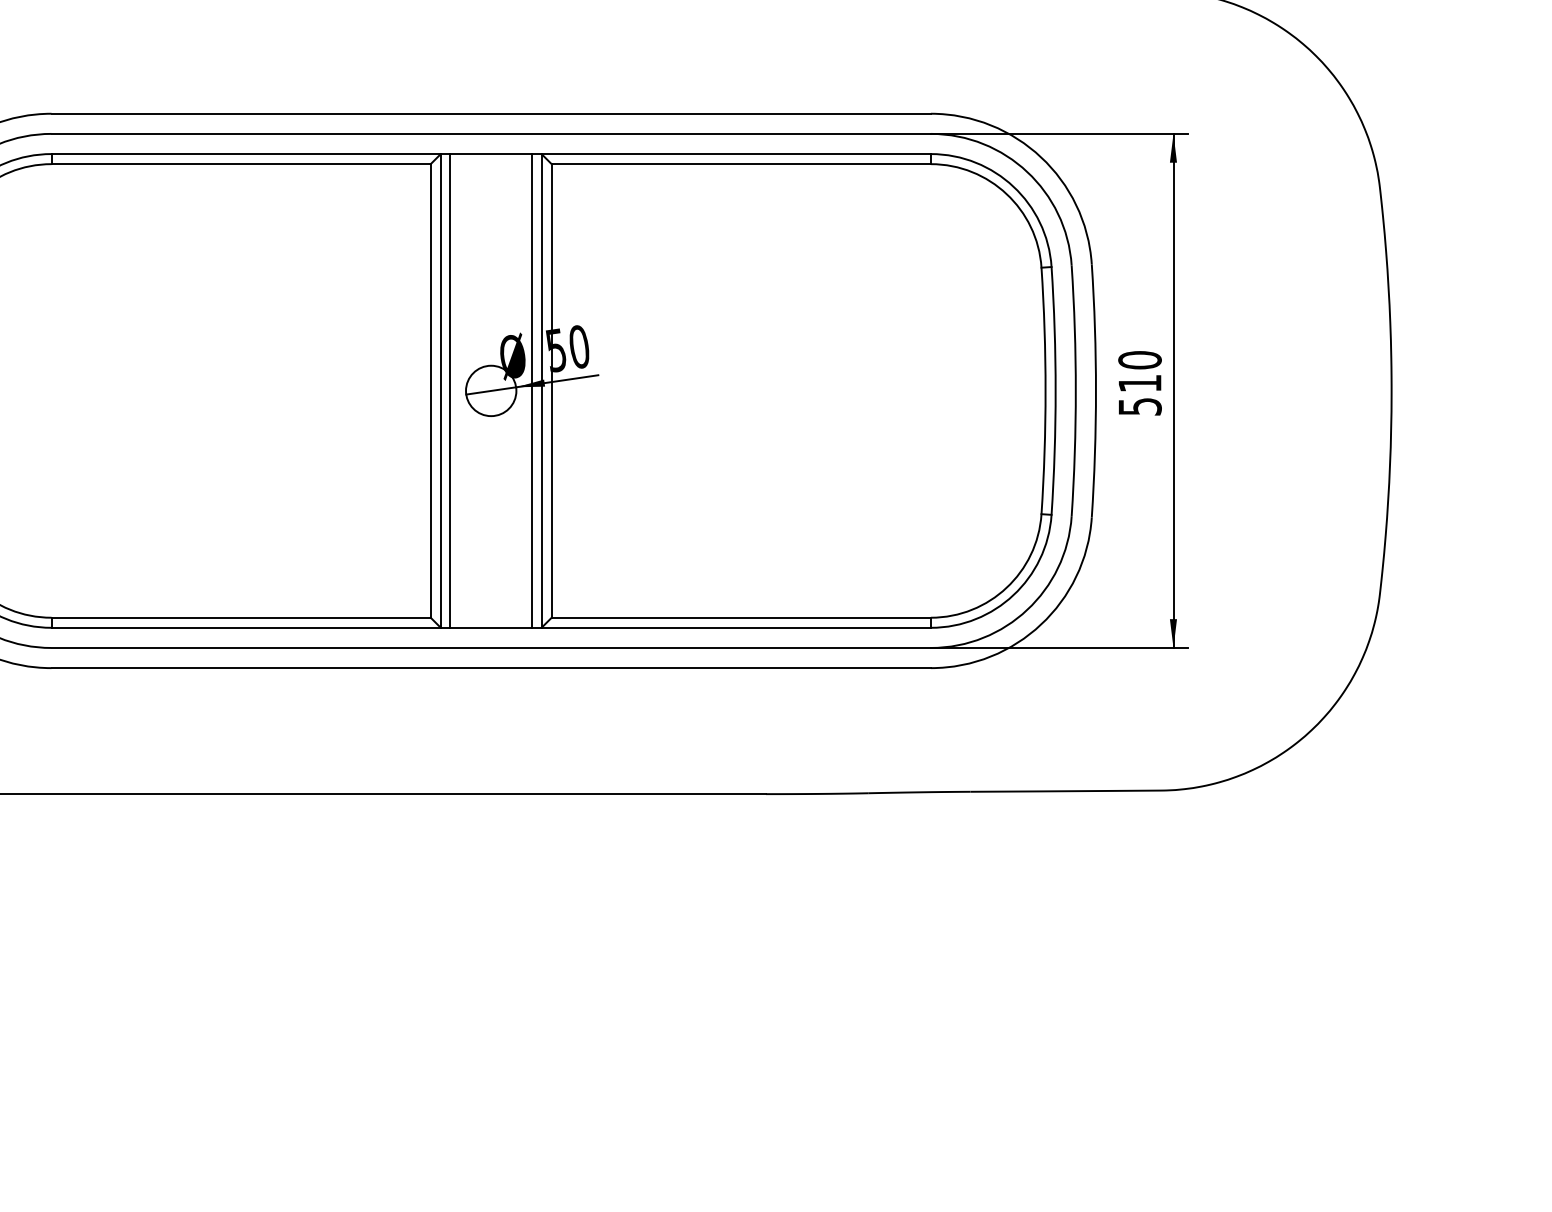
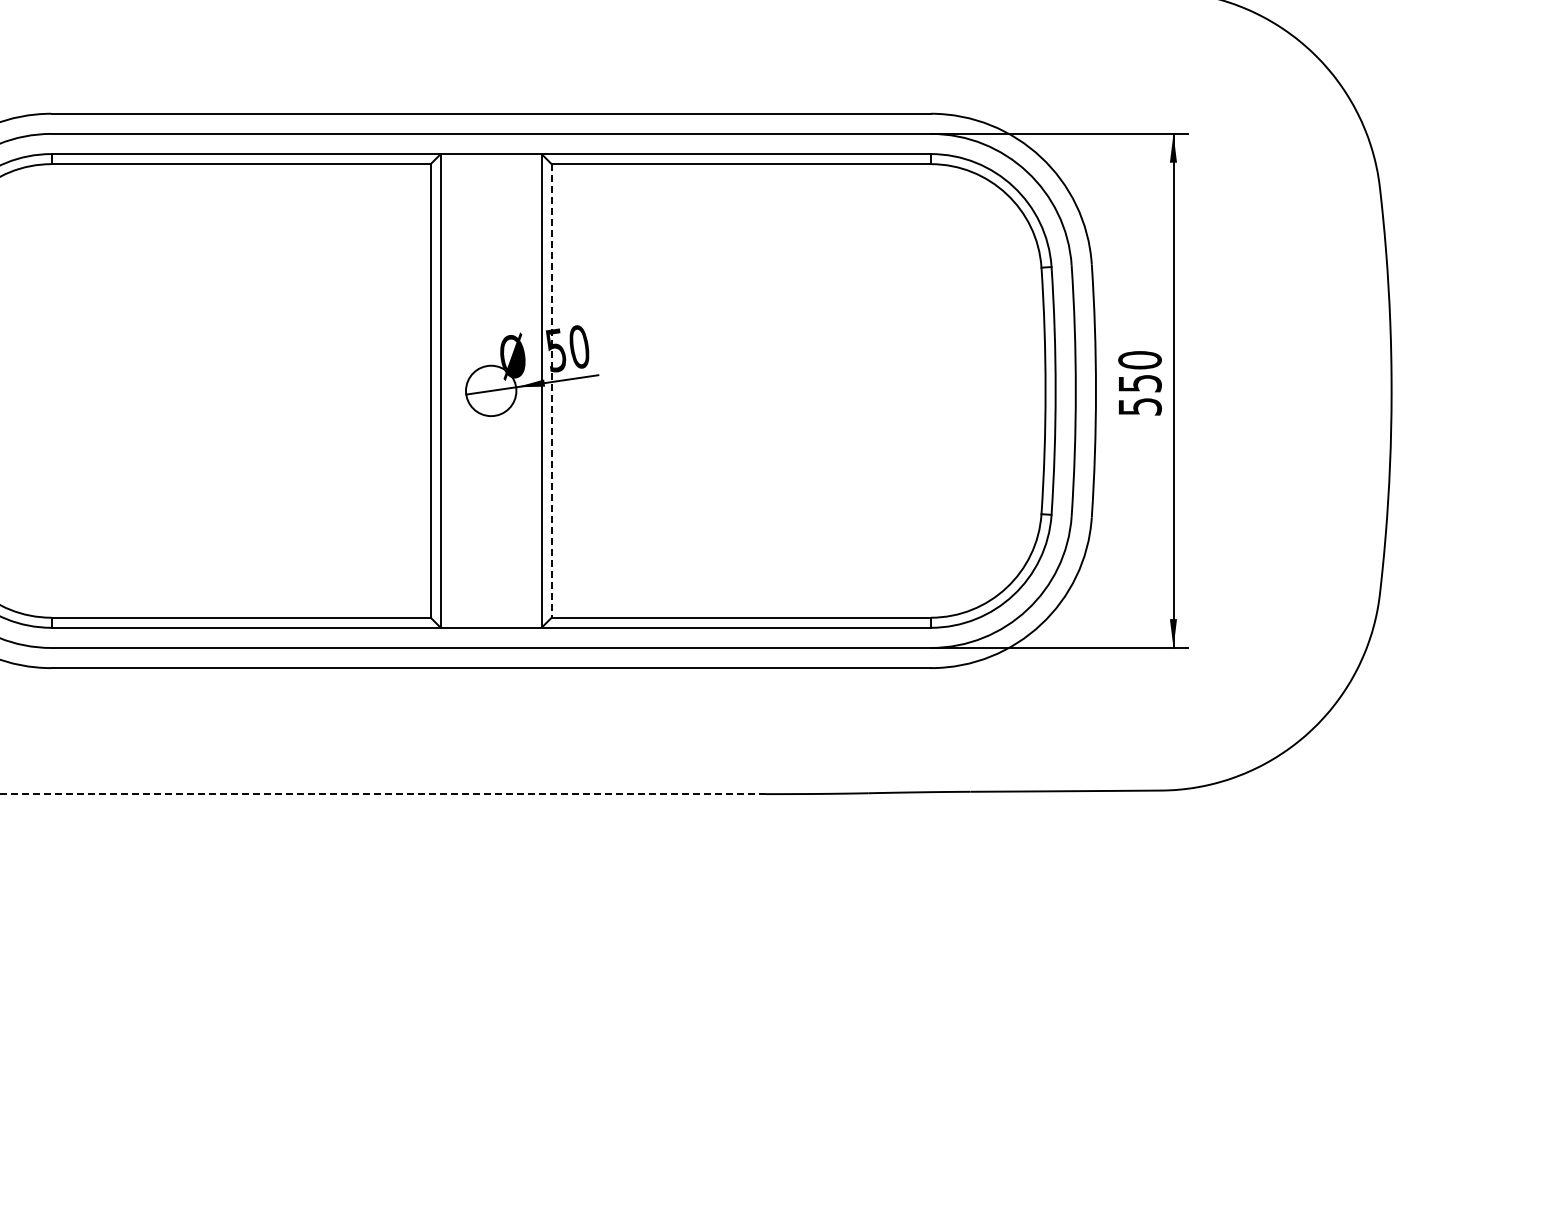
text: 510 -> 550 (1139, 383)
line: present -> none (450, 390)
line: present -> none (531, 390)
line: solid -> dashed (551, 390)
line: solid -> dashed (383, 794)
